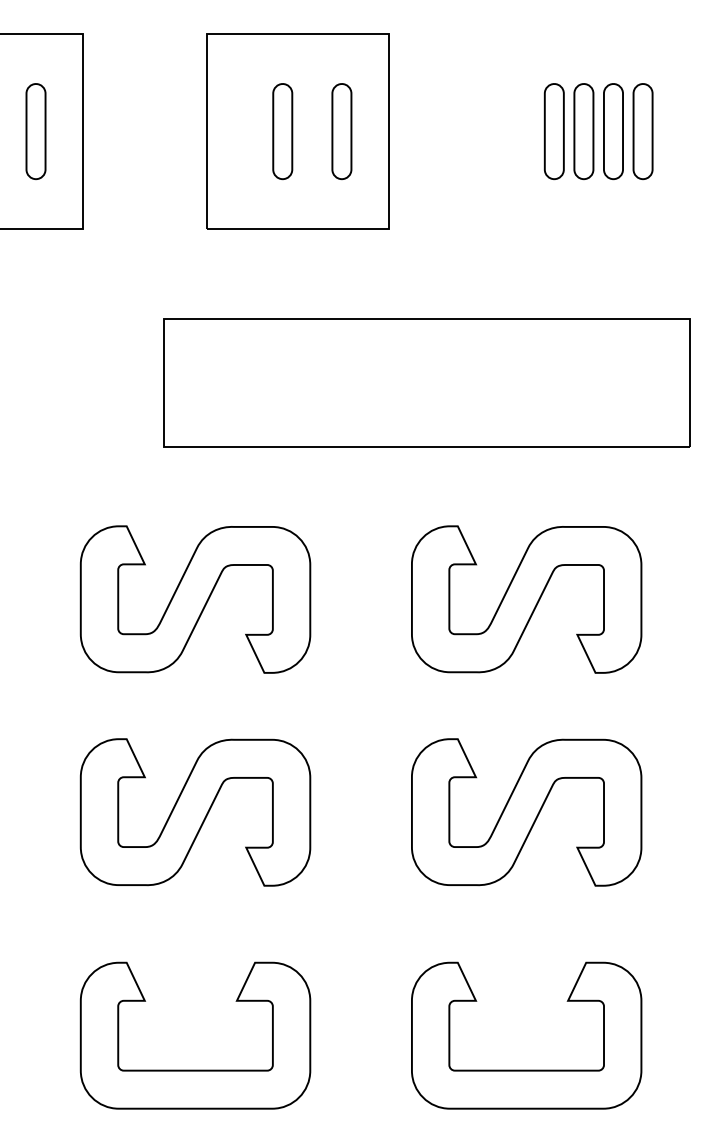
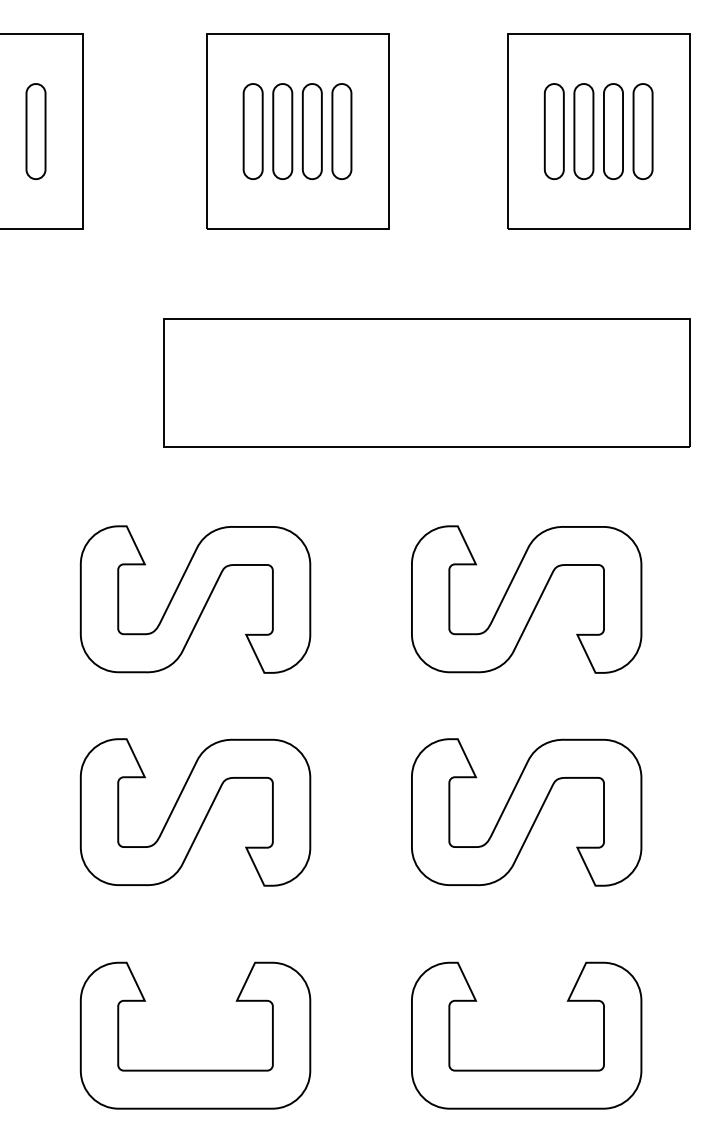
part: none -> present (252, 131)
part: none -> present (311, 131)
part: none -> present (598, 131)
